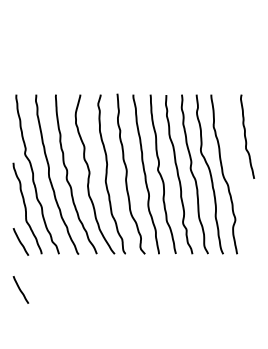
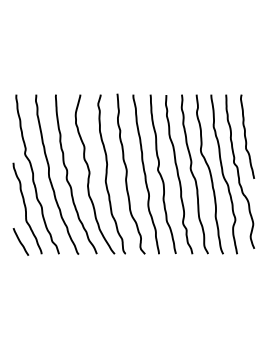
curve: none -> present (238, 171)
line: present -> none (20, 289)
